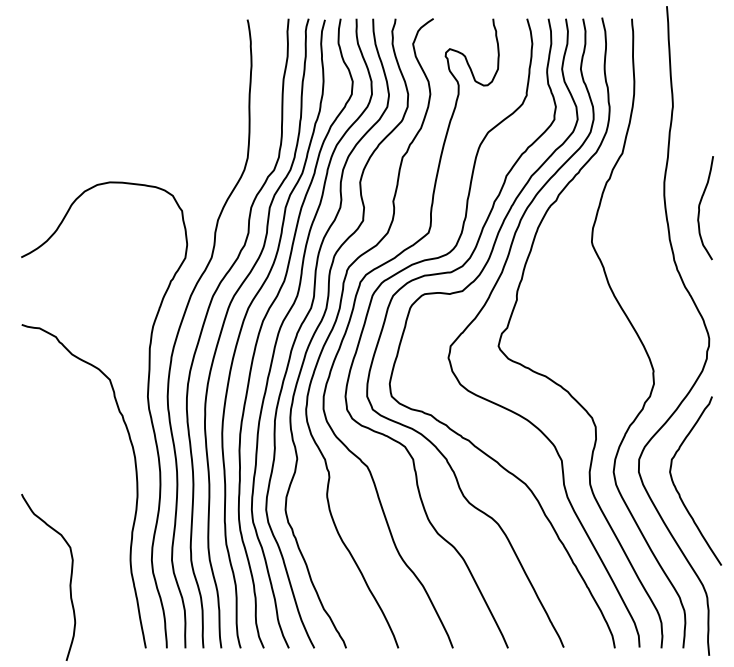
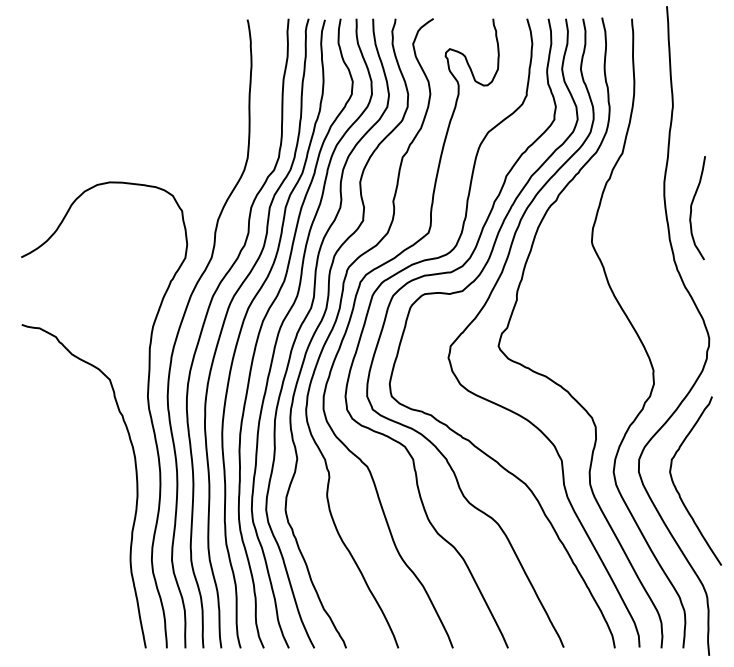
curve position: (700, 205) -> (692, 205) (692, 205)
curve: present -> none (69, 582)
